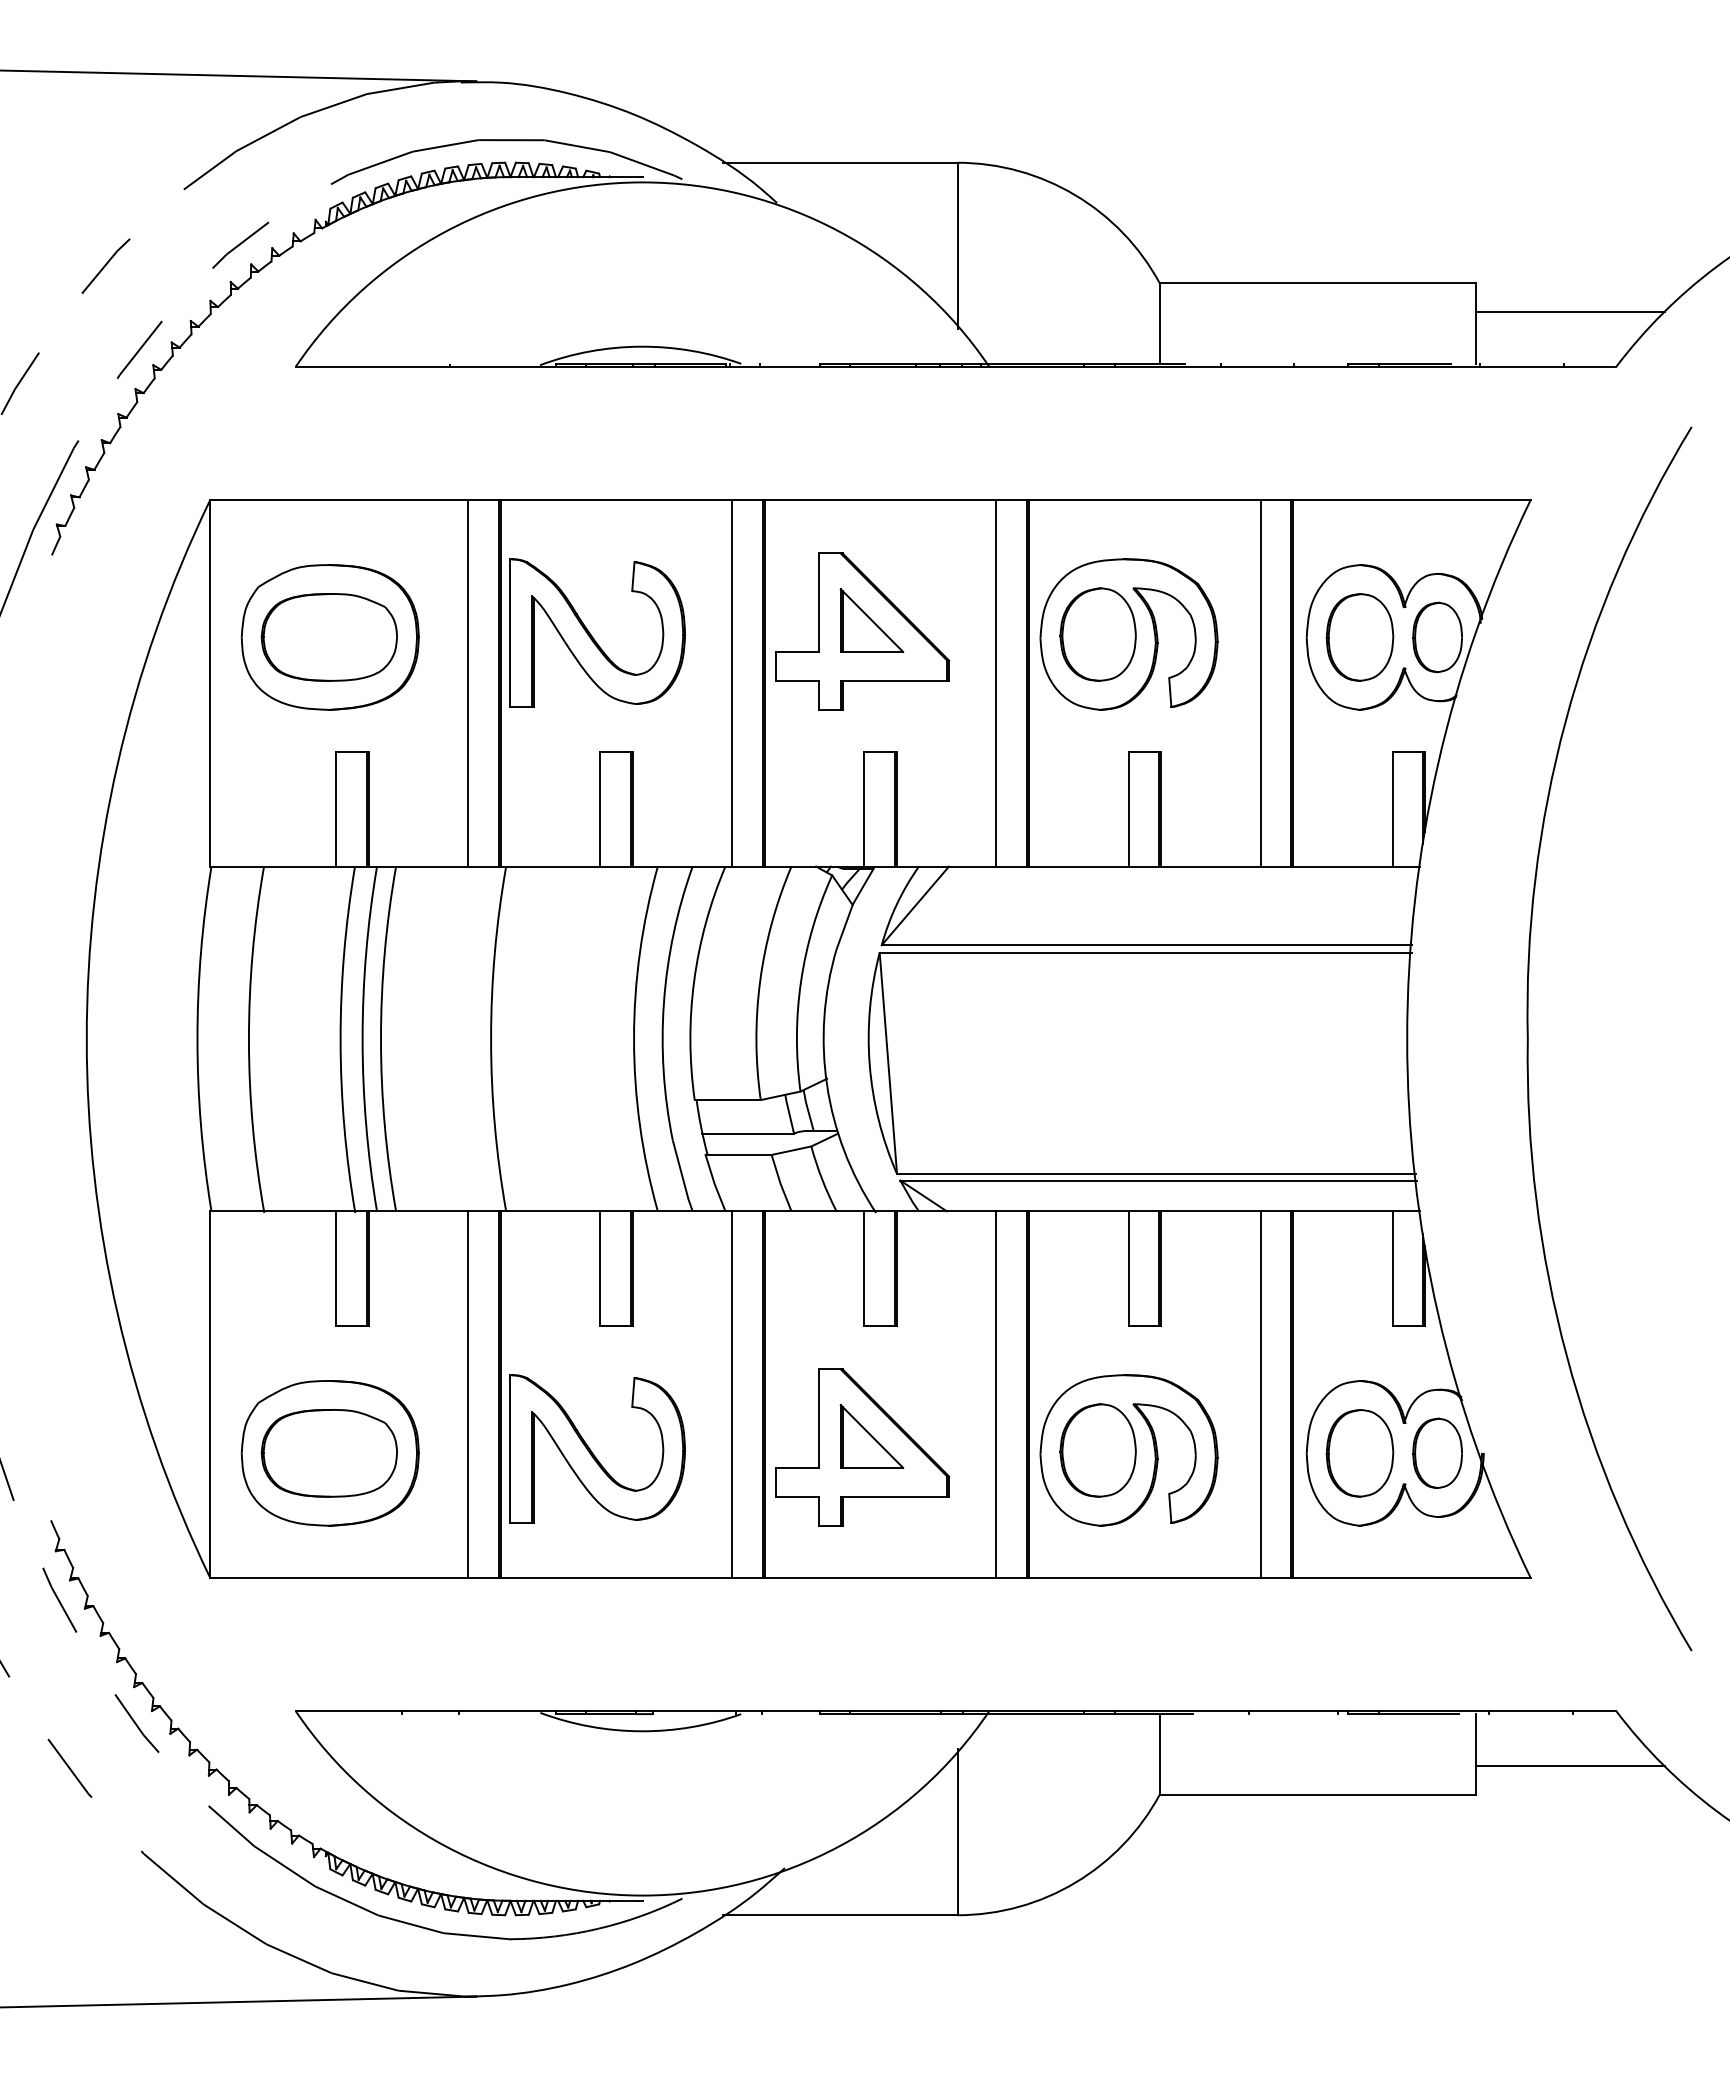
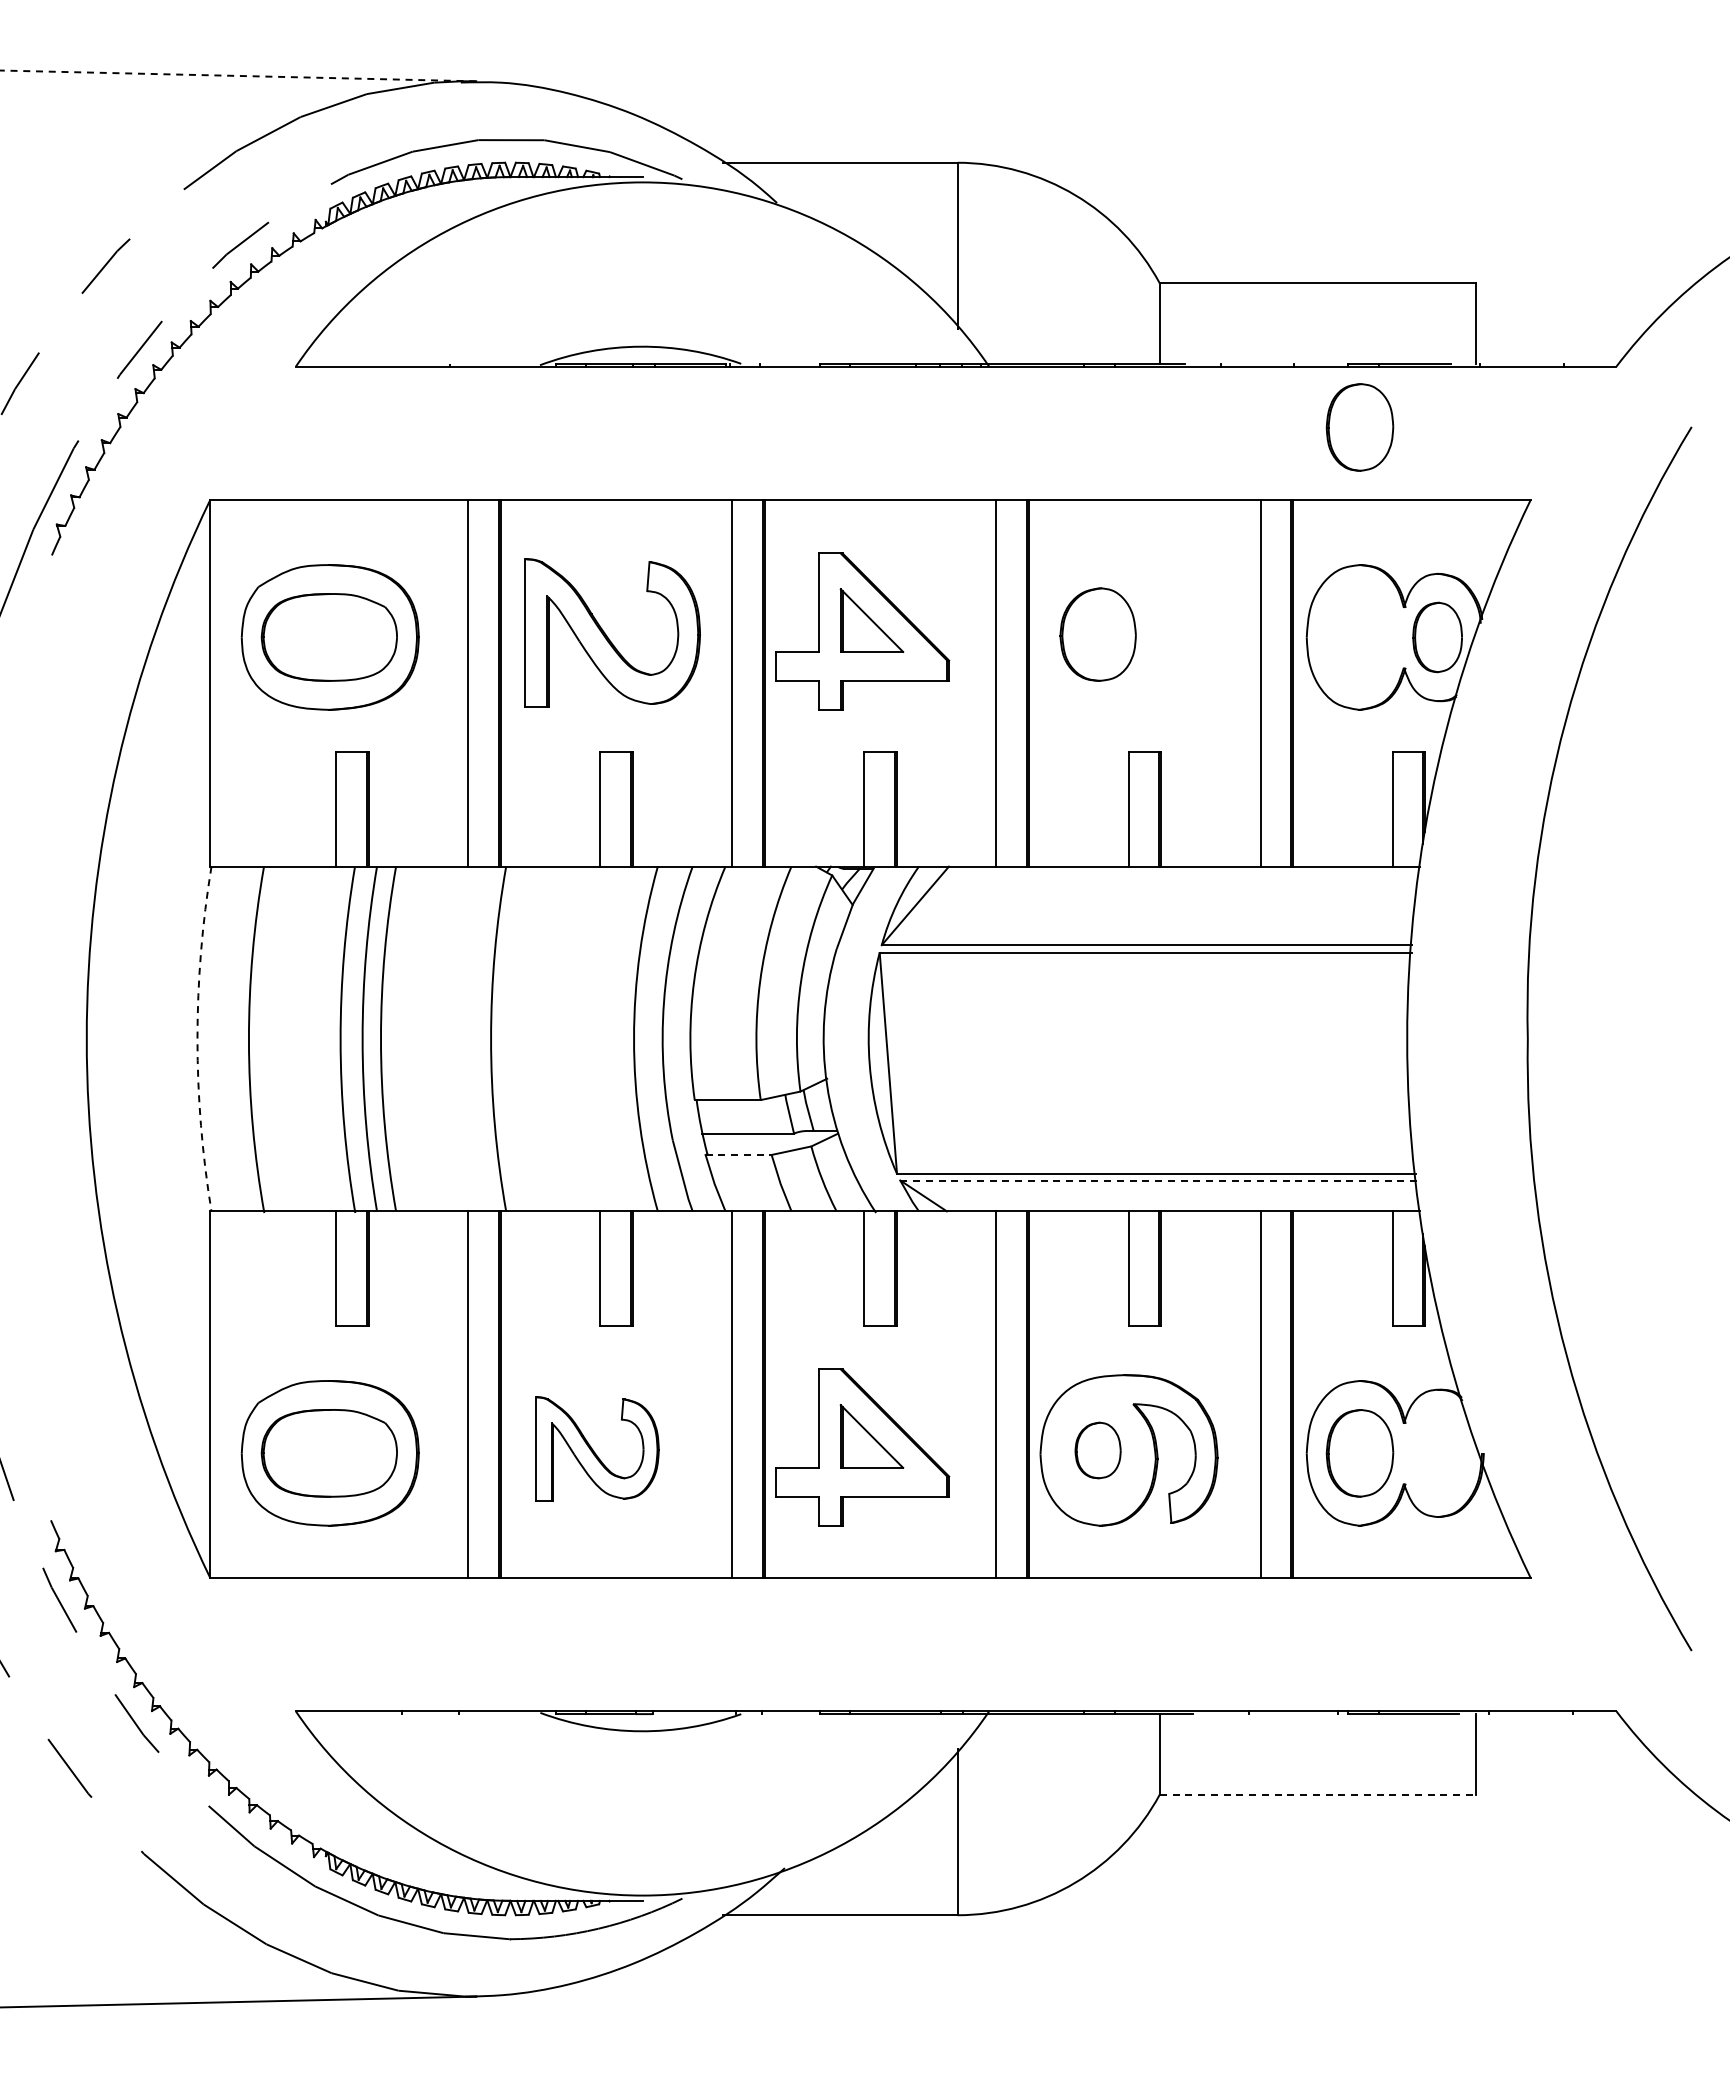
line: solid -> dashed (238, 75)
line: present -> none (1570, 312)
part position: (597, 632) -> (612, 632) (612, 632)
part: present -> none (1128, 634)
part position: (1359, 637) -> (1359, 427) (1359, 427)
arc: solid -> dashed (197, 1039)
line: solid -> dashed (739, 1154)
line: solid -> dashed (1158, 1180)
part size: 177x150 px -> 125x106 px (597, 1448)
part size: 78x95 px -> 48x59 px (1097, 1450)
part: present -> none (1437, 1452)
line: present -> none (1570, 1765)
line: solid -> dashed (1318, 1794)
